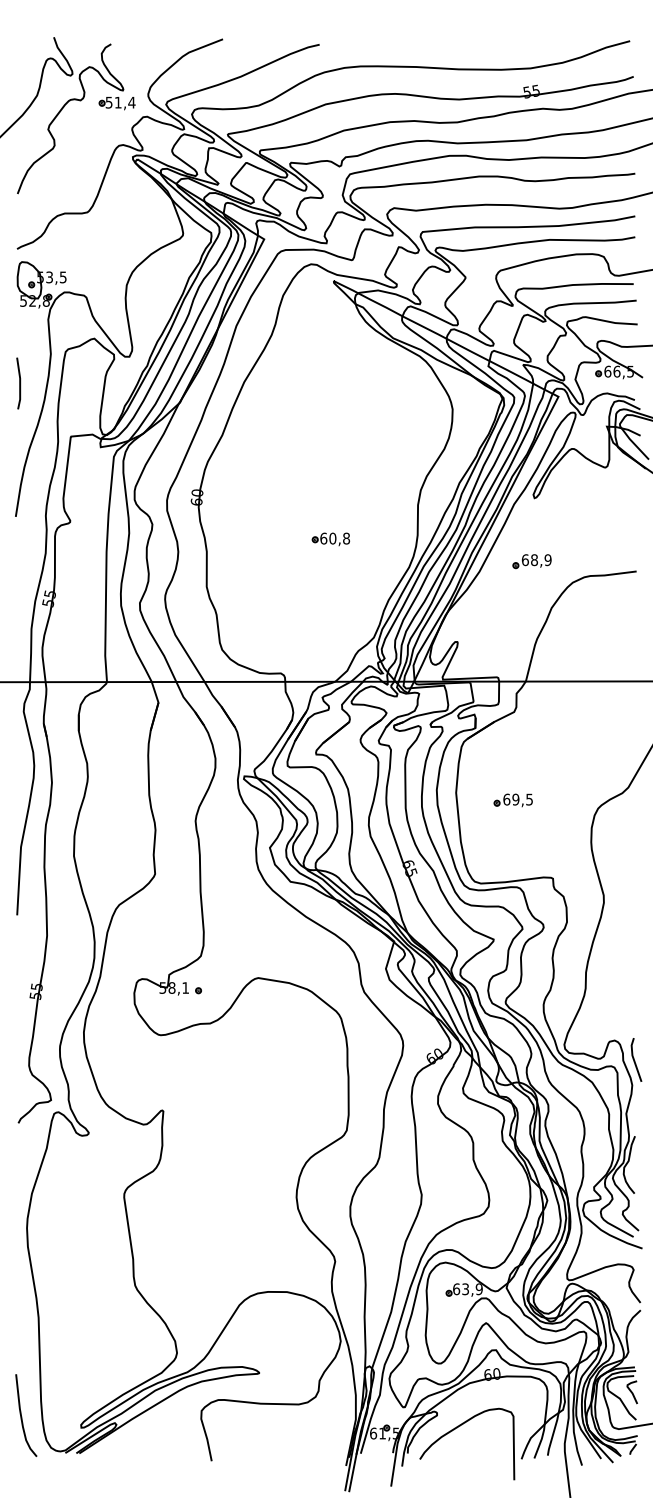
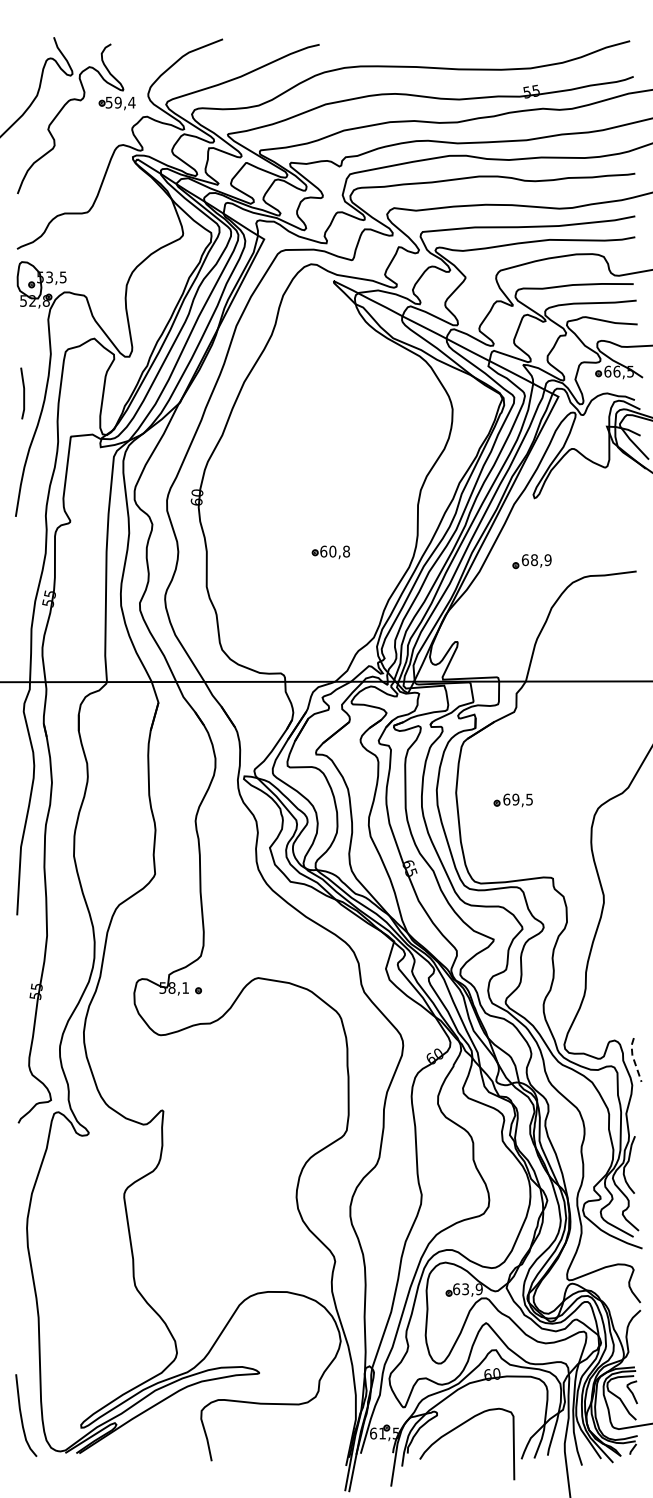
text: 51,4 -> 59,4 (117, 102)
line position: (19, 383) -> (23, 393) (23, 393)
part position: (330, 539) -> (330, 552) (330, 552)
line: solid -> dashed (633, 1059)
